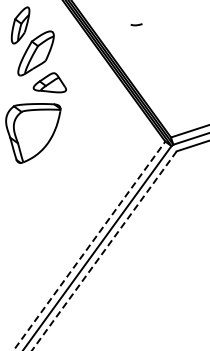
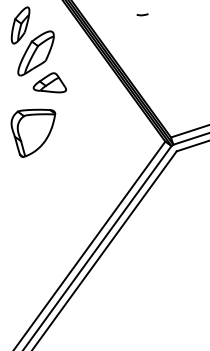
curve position: (136, 24) -> (142, 14) (142, 14)
part size: 57x61 px -> 47x50 px (33, 132)
line: dashed -> solid (89, 245)
line: dashed -> solid (103, 251)
